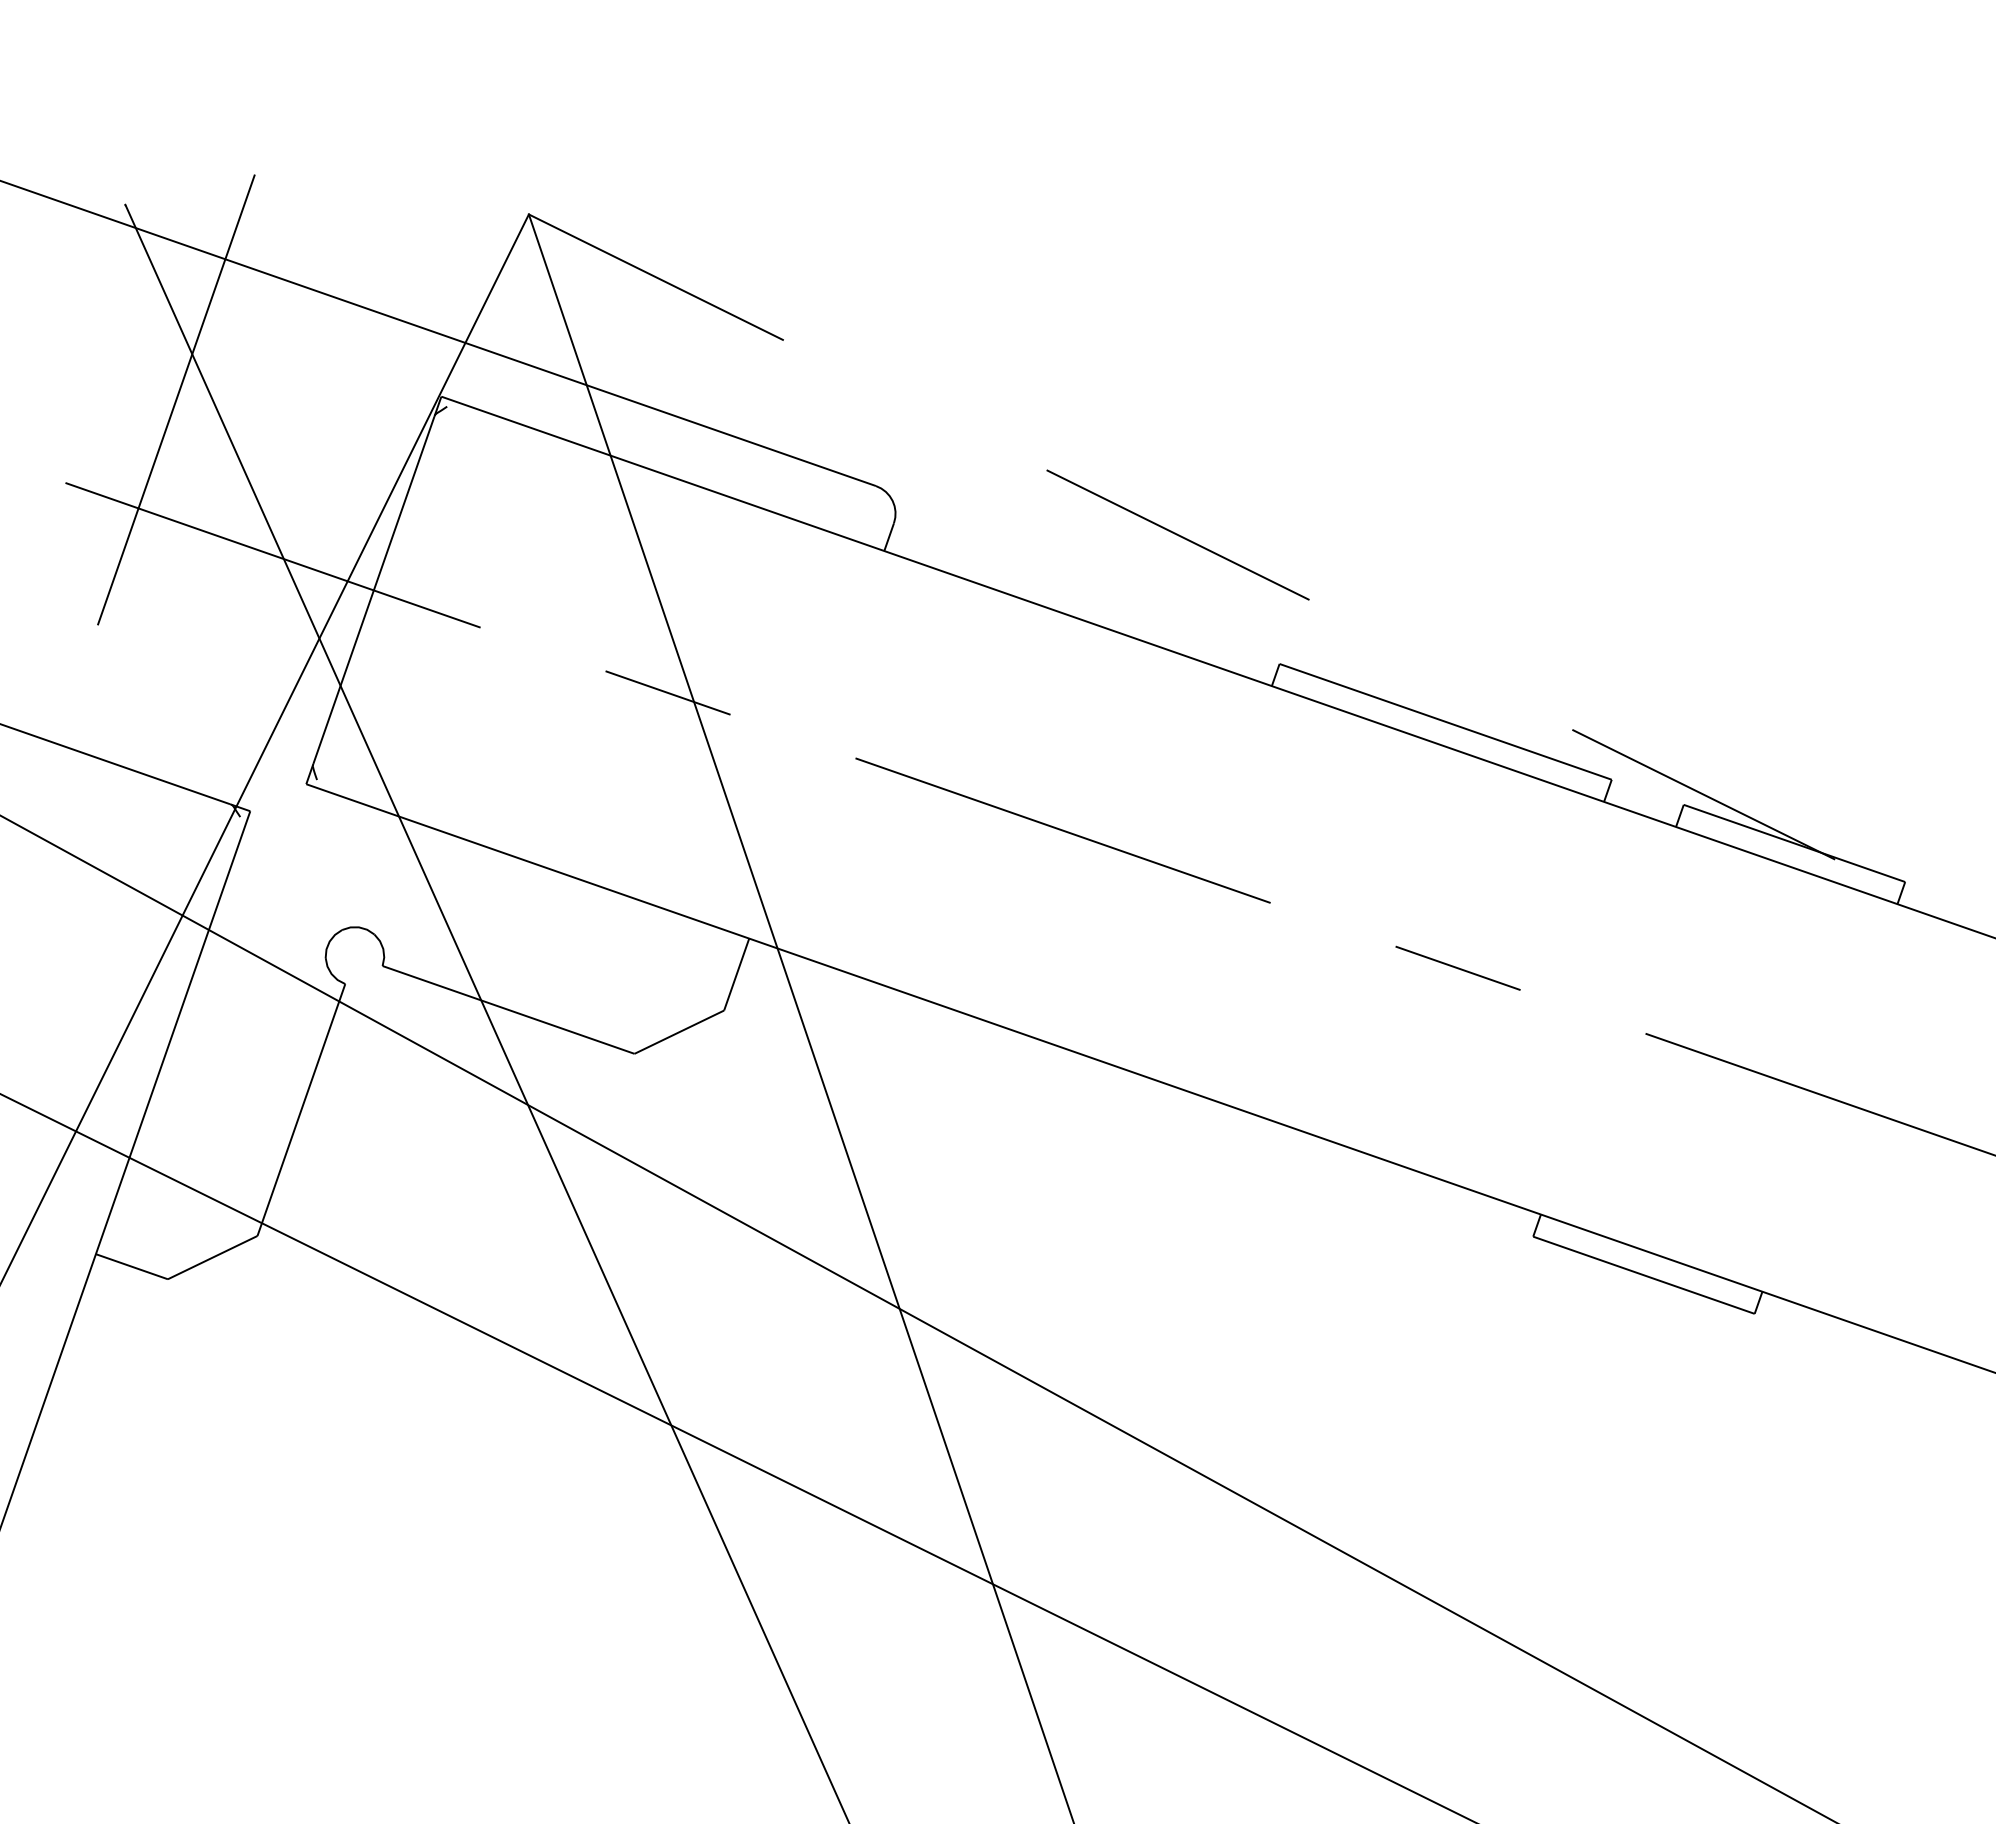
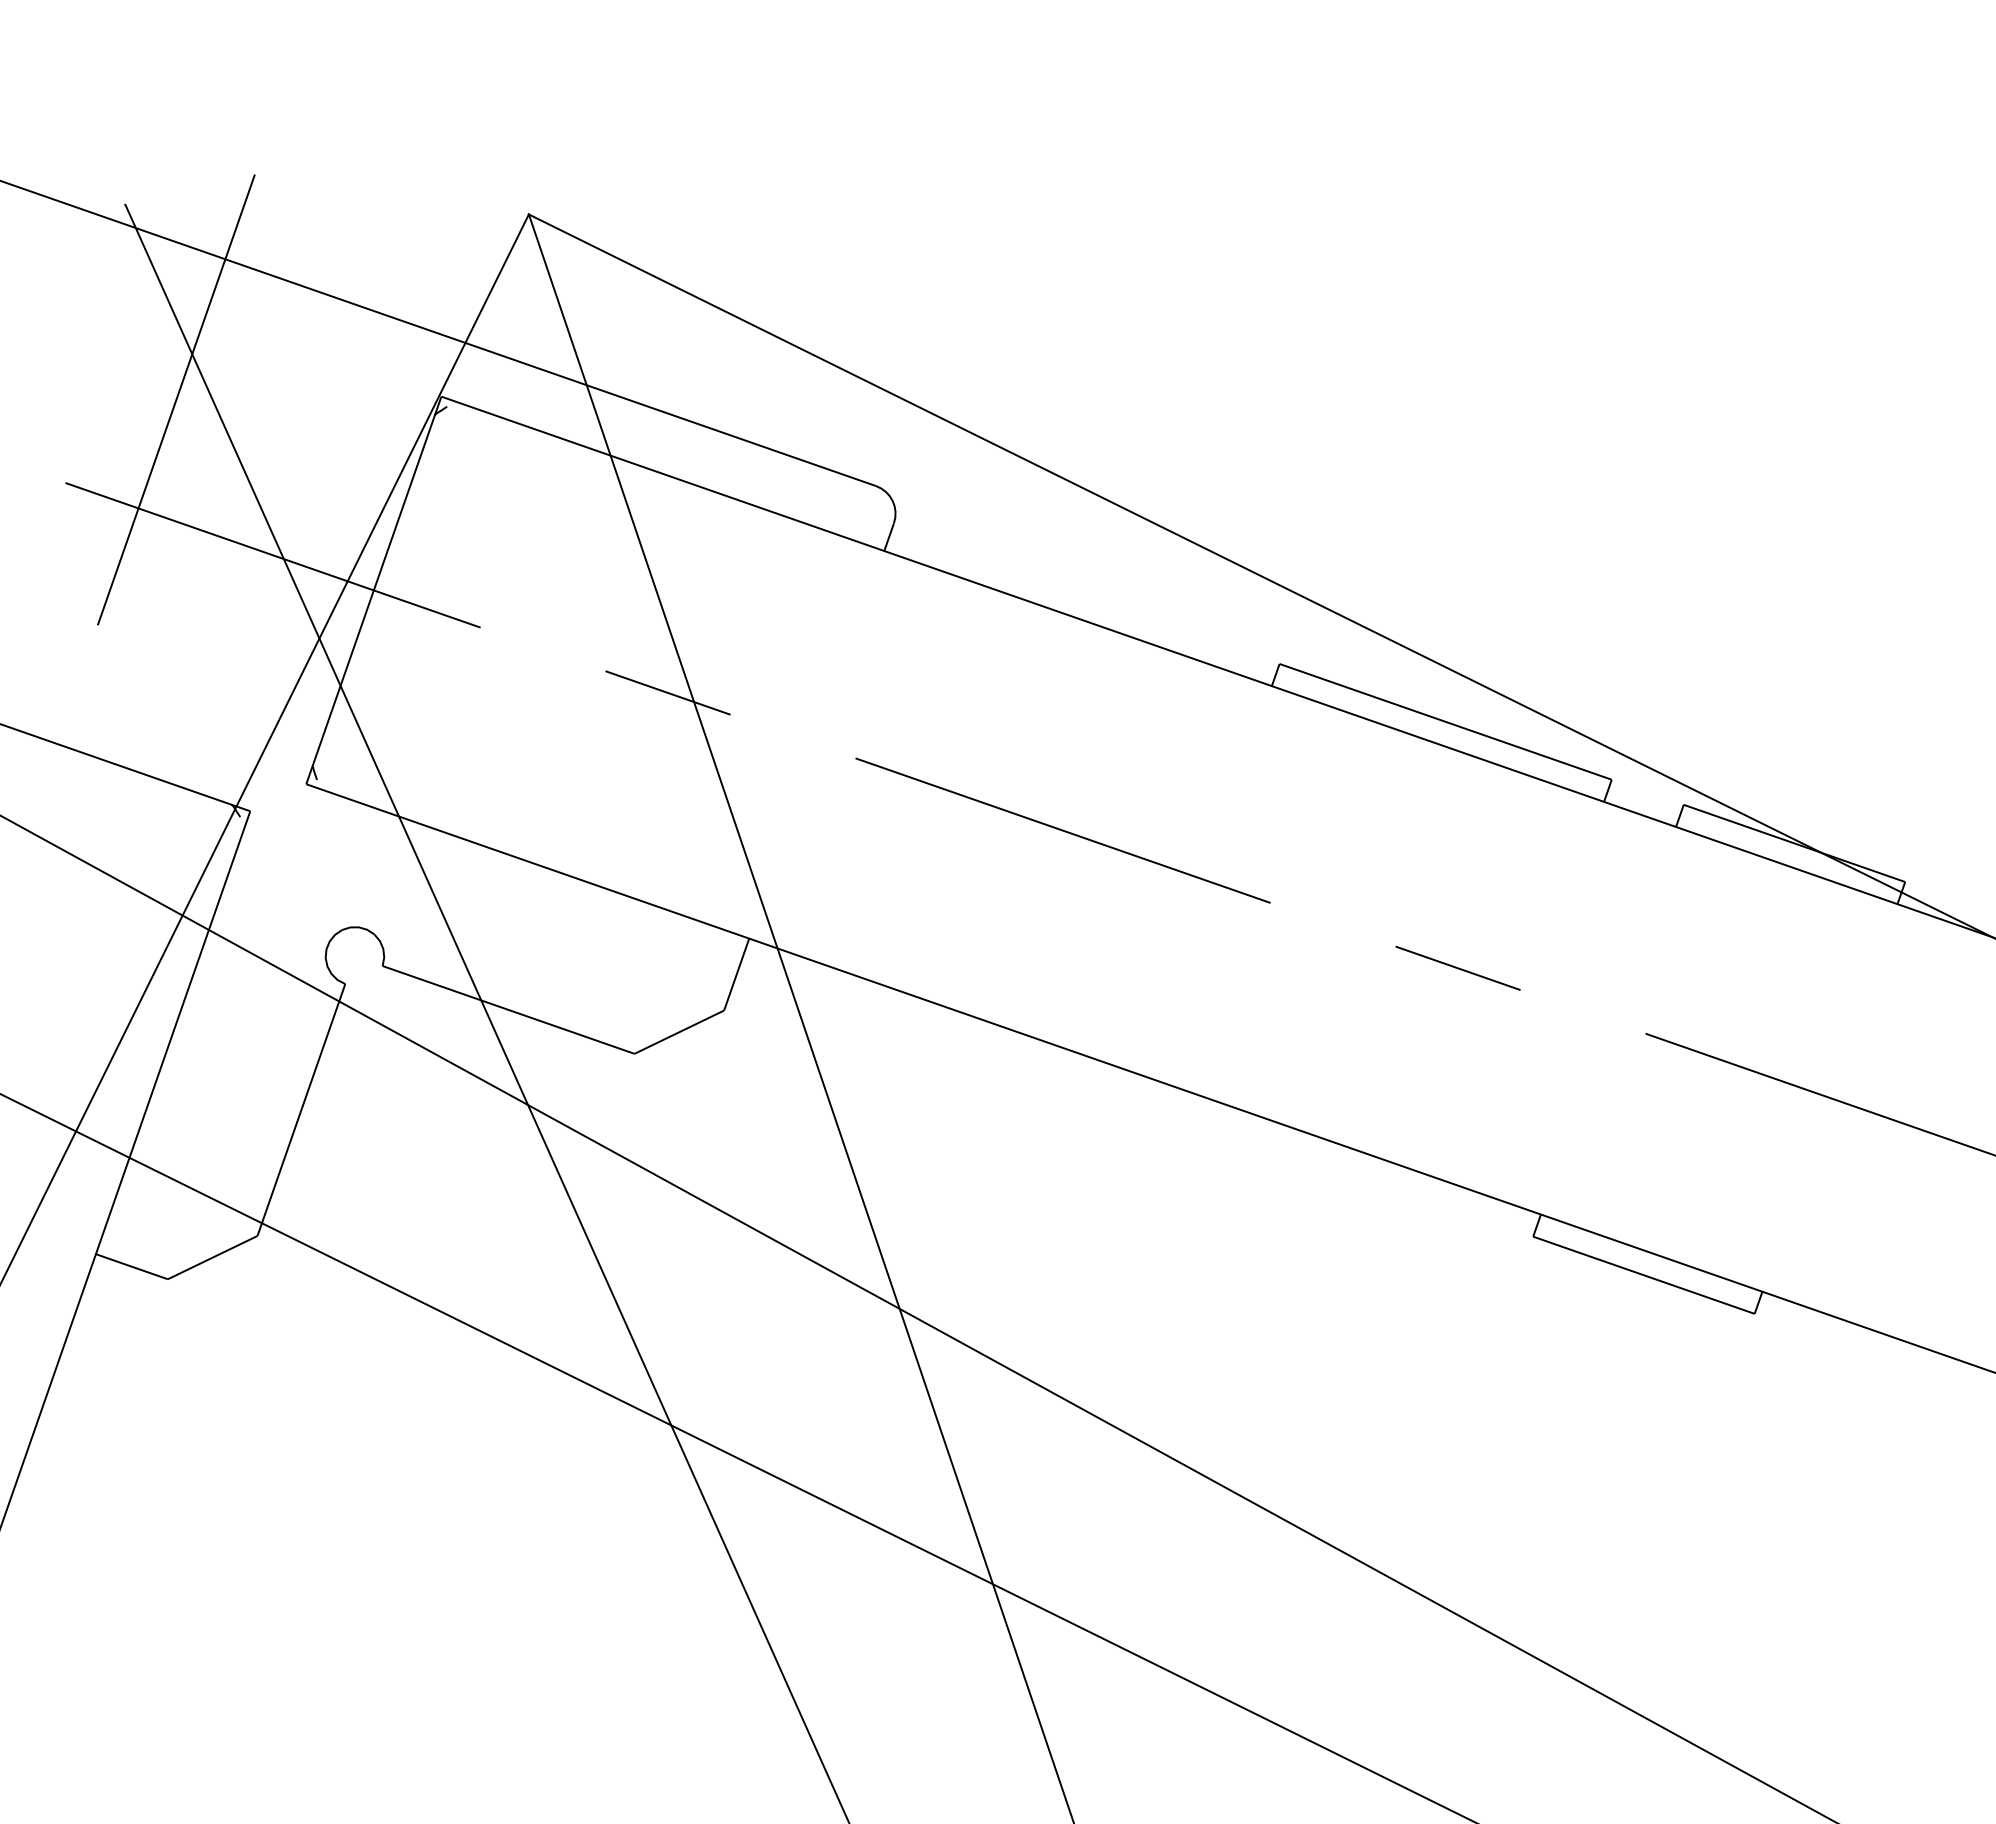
line: dashed -> solid (1262, 576)
